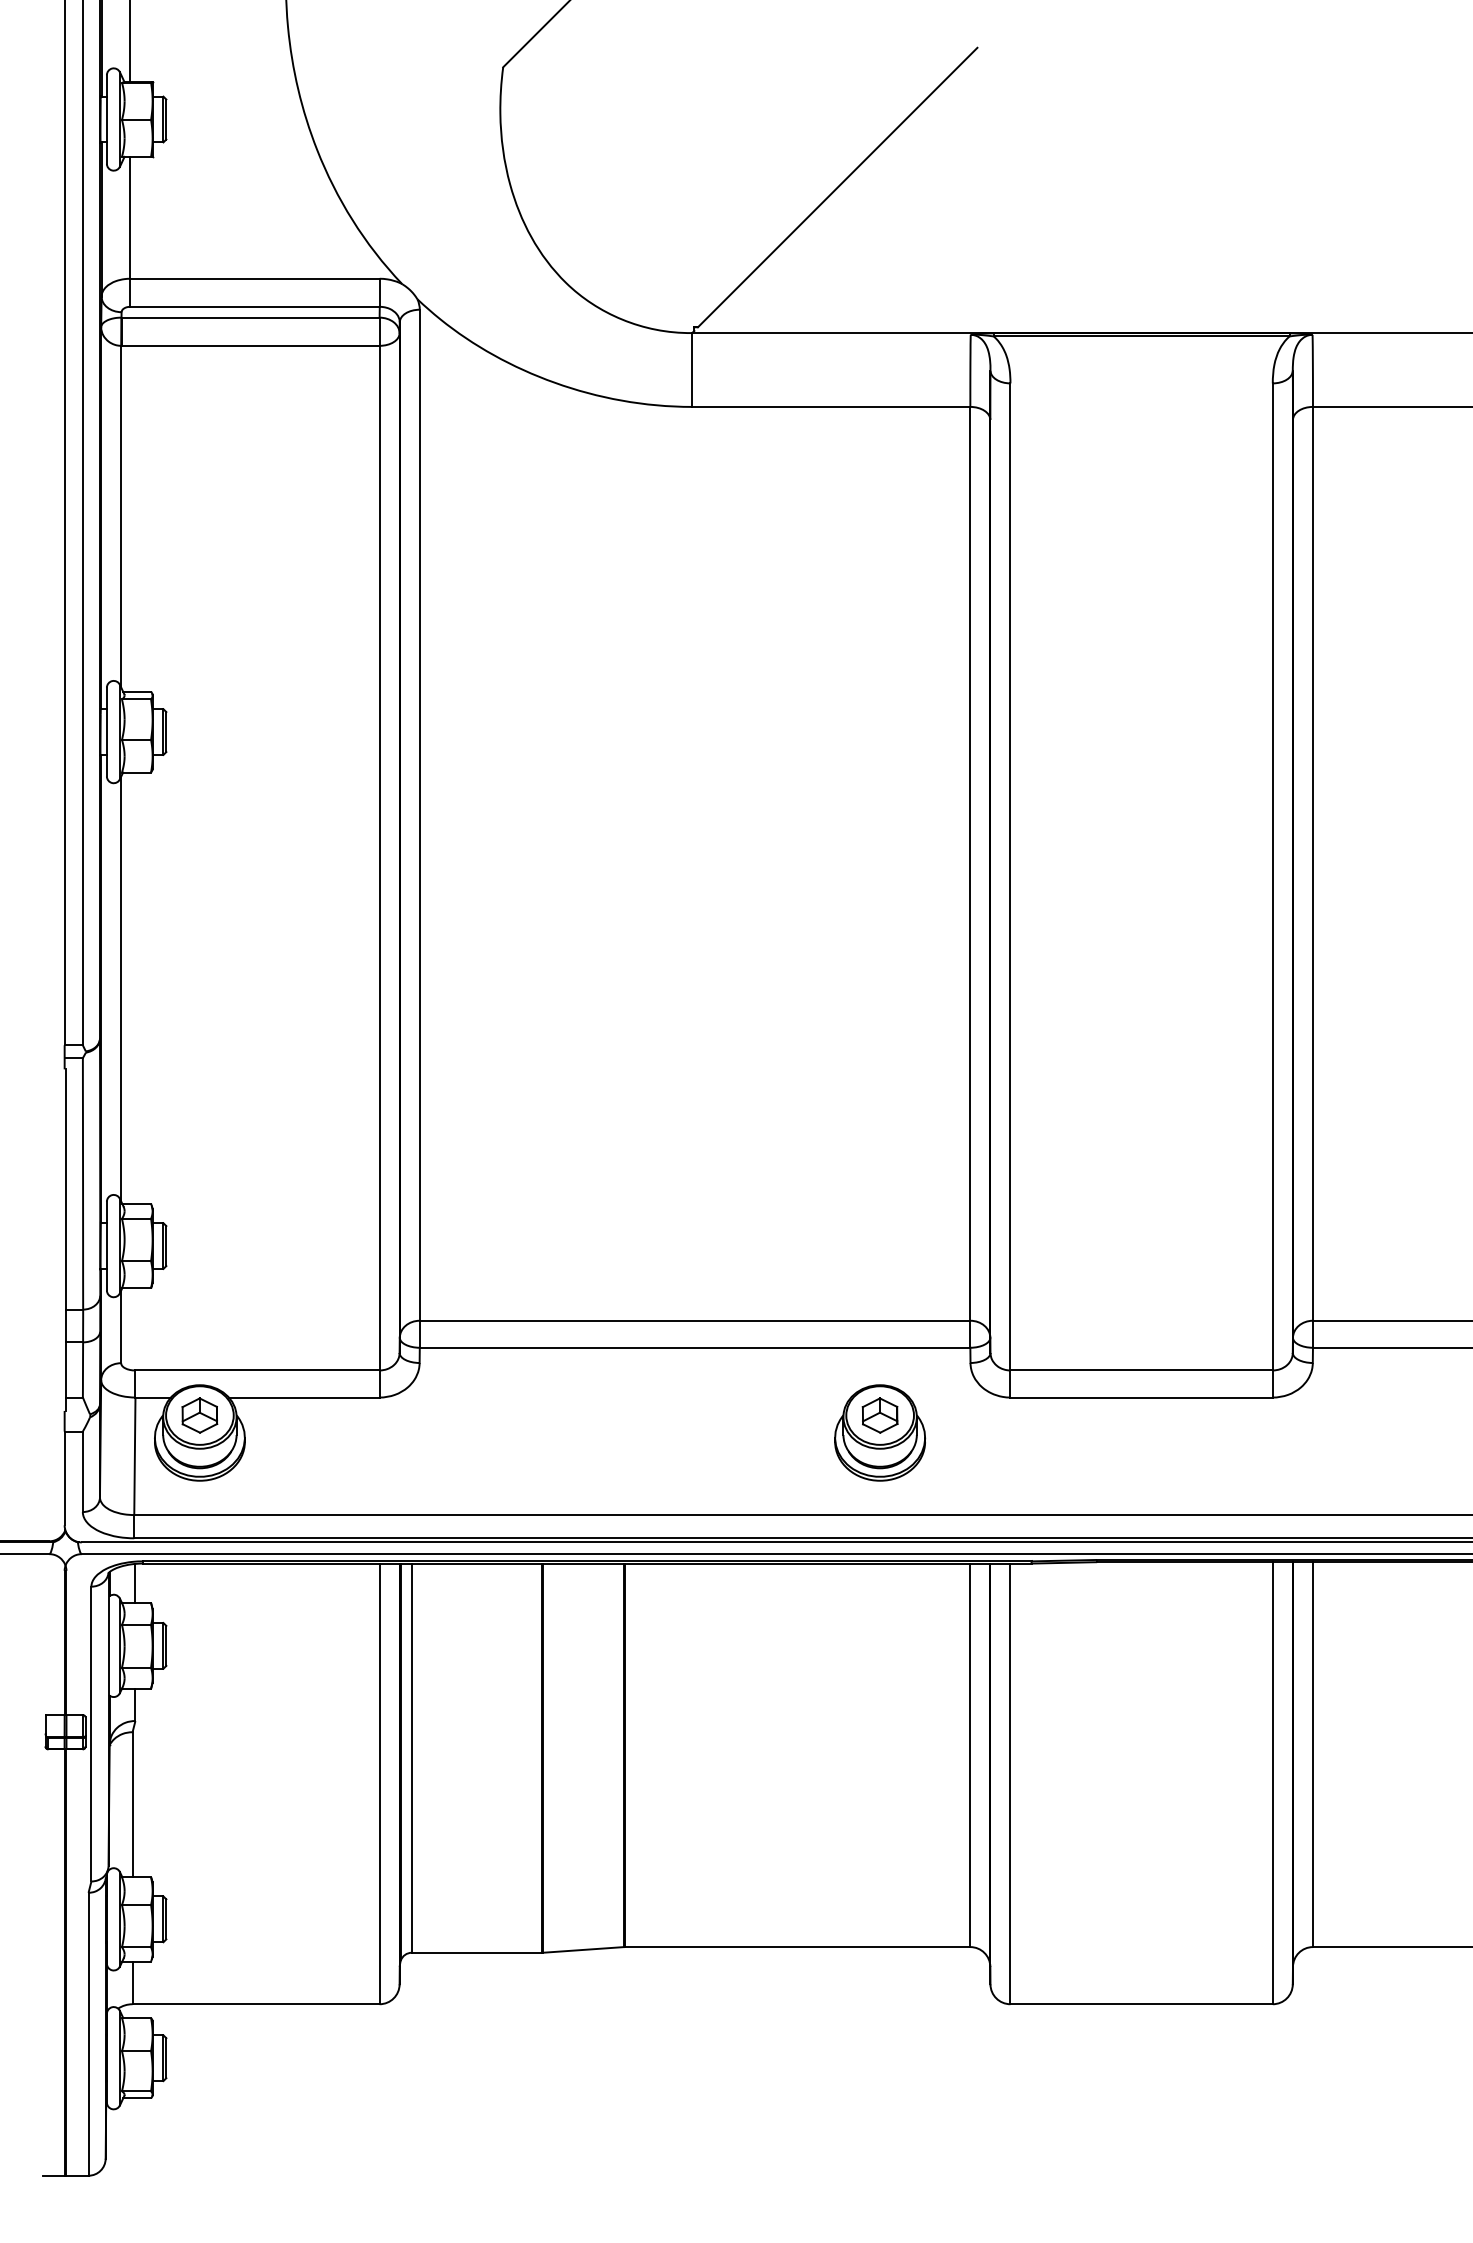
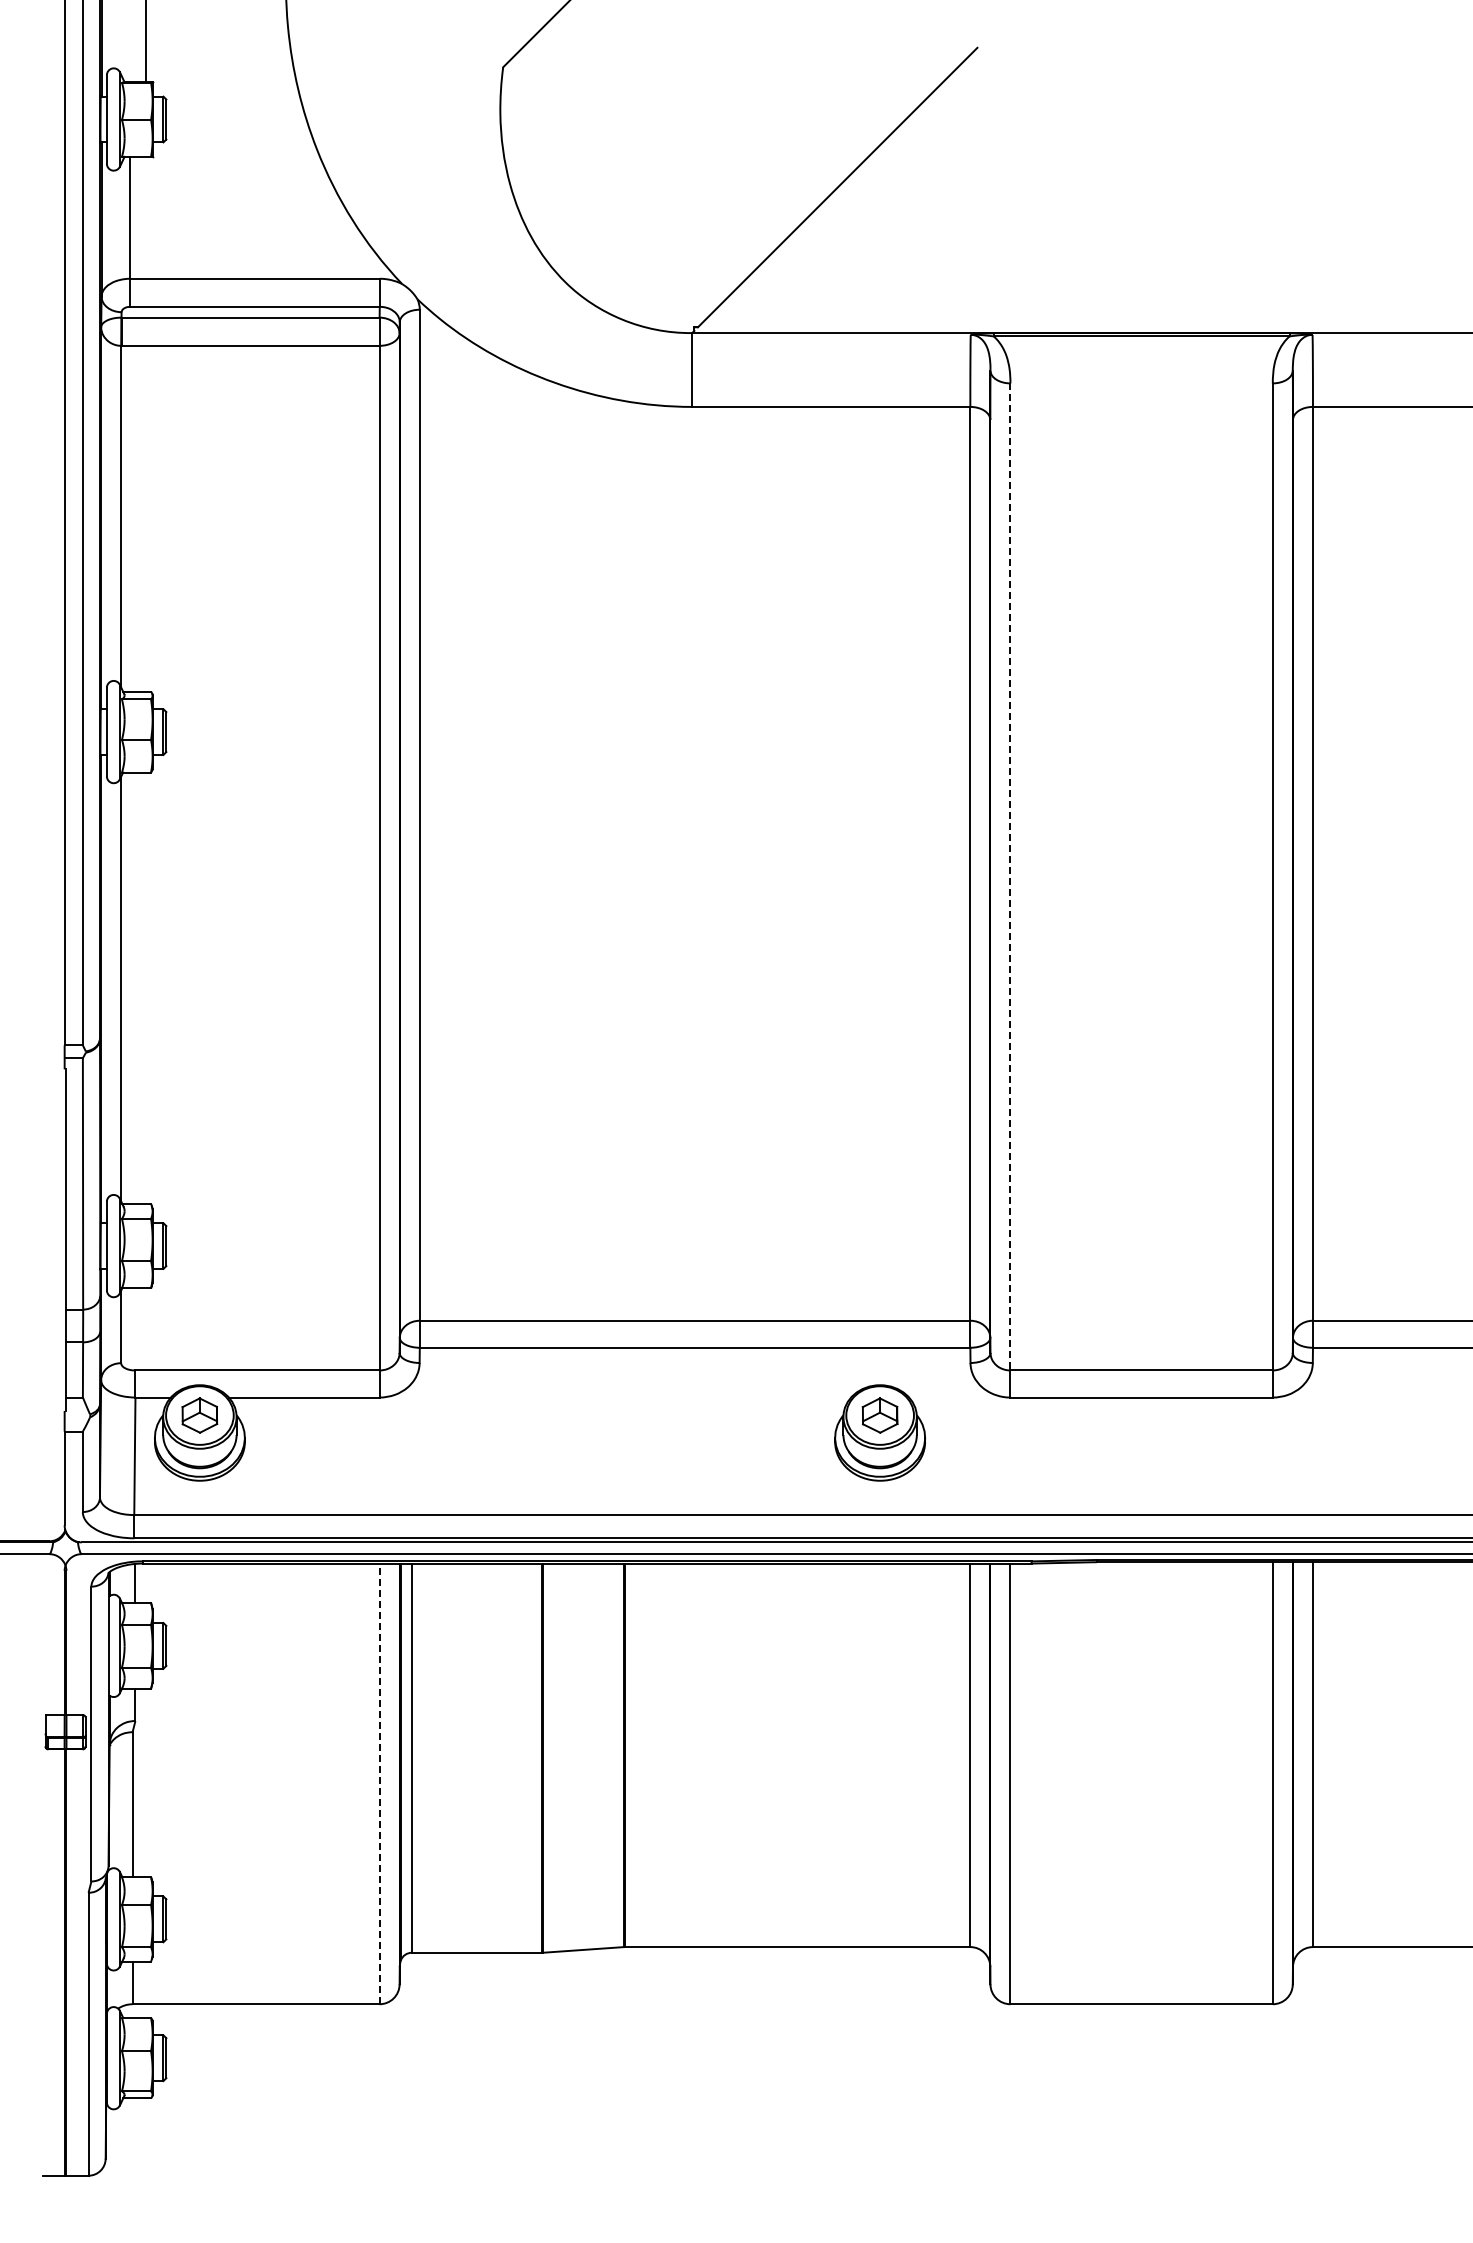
line position: (130, 42) -> (146, 42) (146, 42)
line: solid -> dashed (1010, 876)
line: solid -> dashed (379, 1783)
